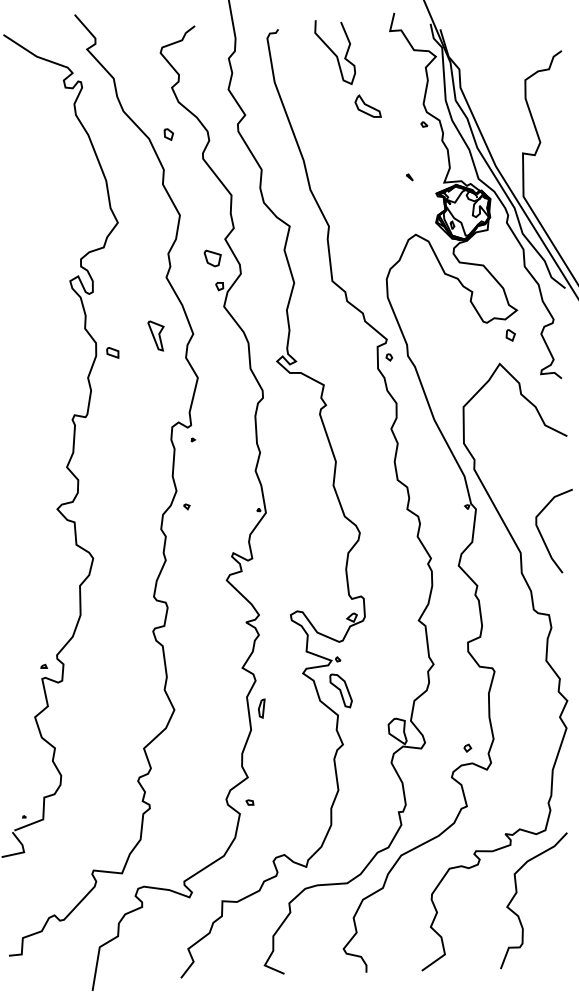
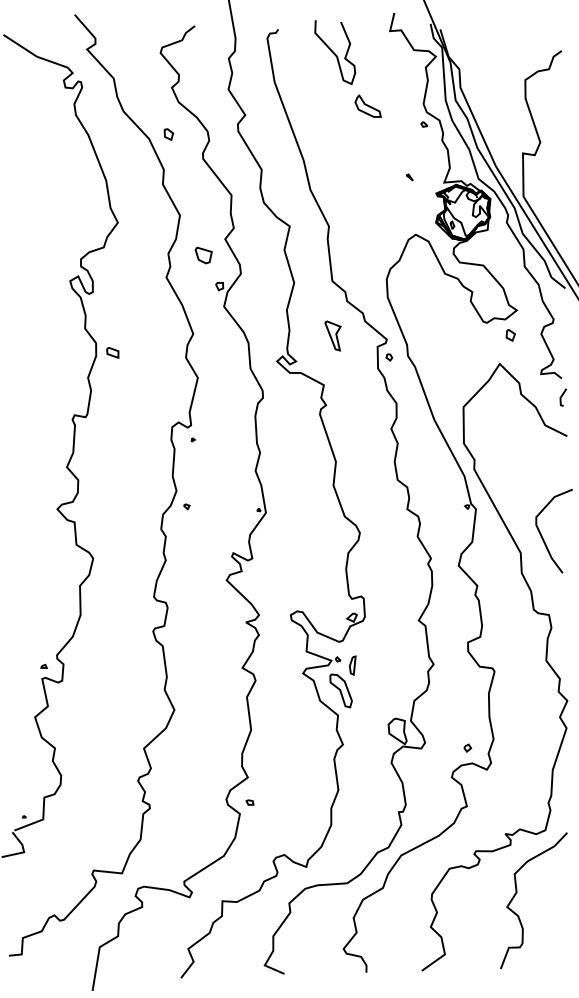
part position: (212, 258) -> (203, 255) (203, 255)
part position: (155, 335) -> (332, 335) (332, 335)
line: none -> present (562, 396)
part position: (261, 708) -> (352, 665) (352, 665)
